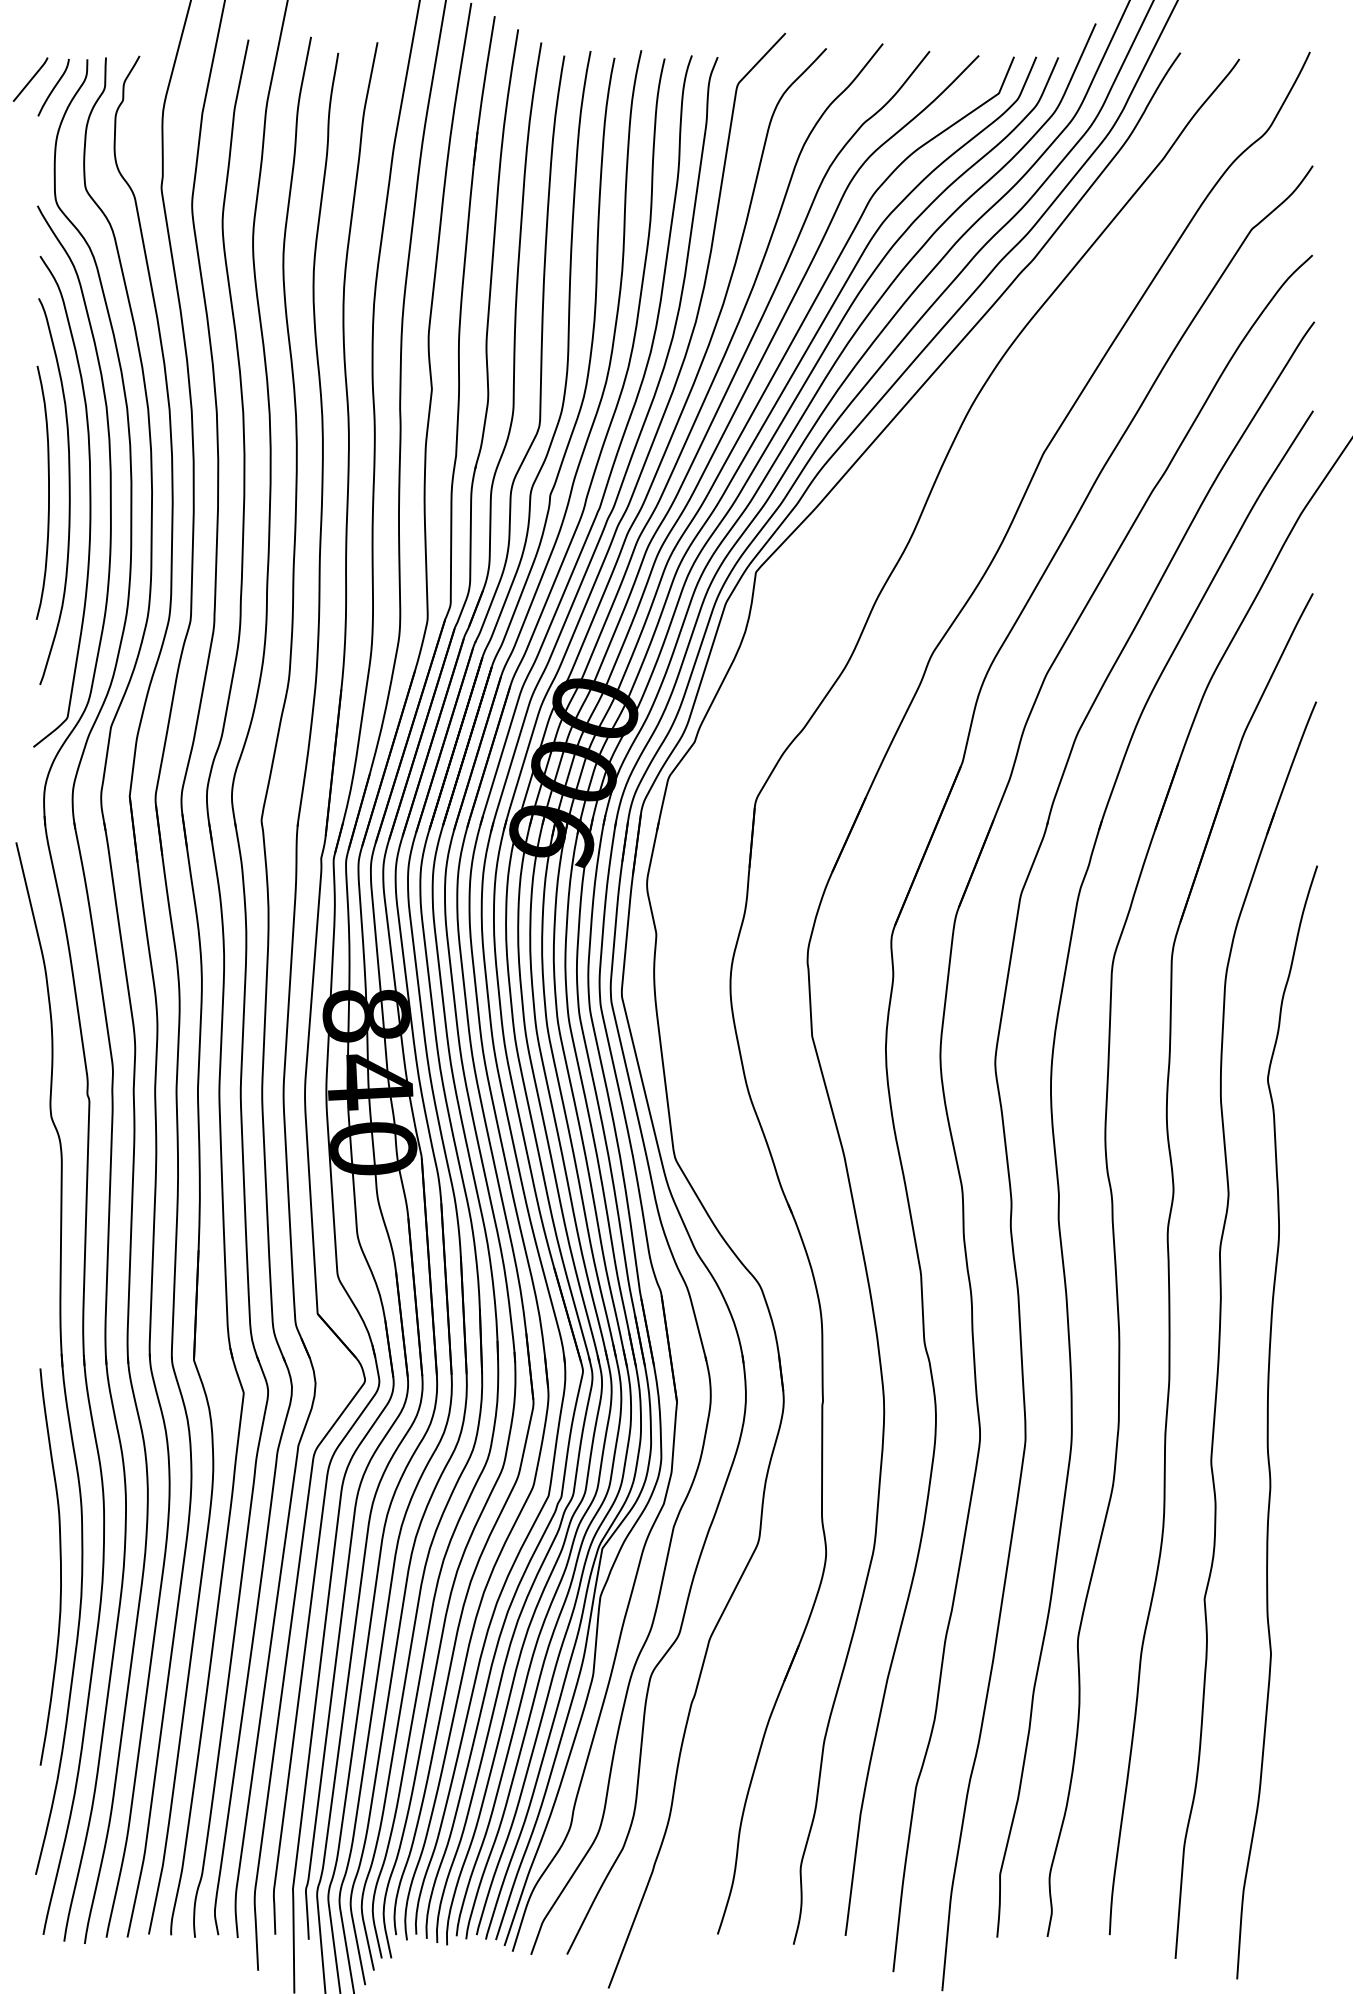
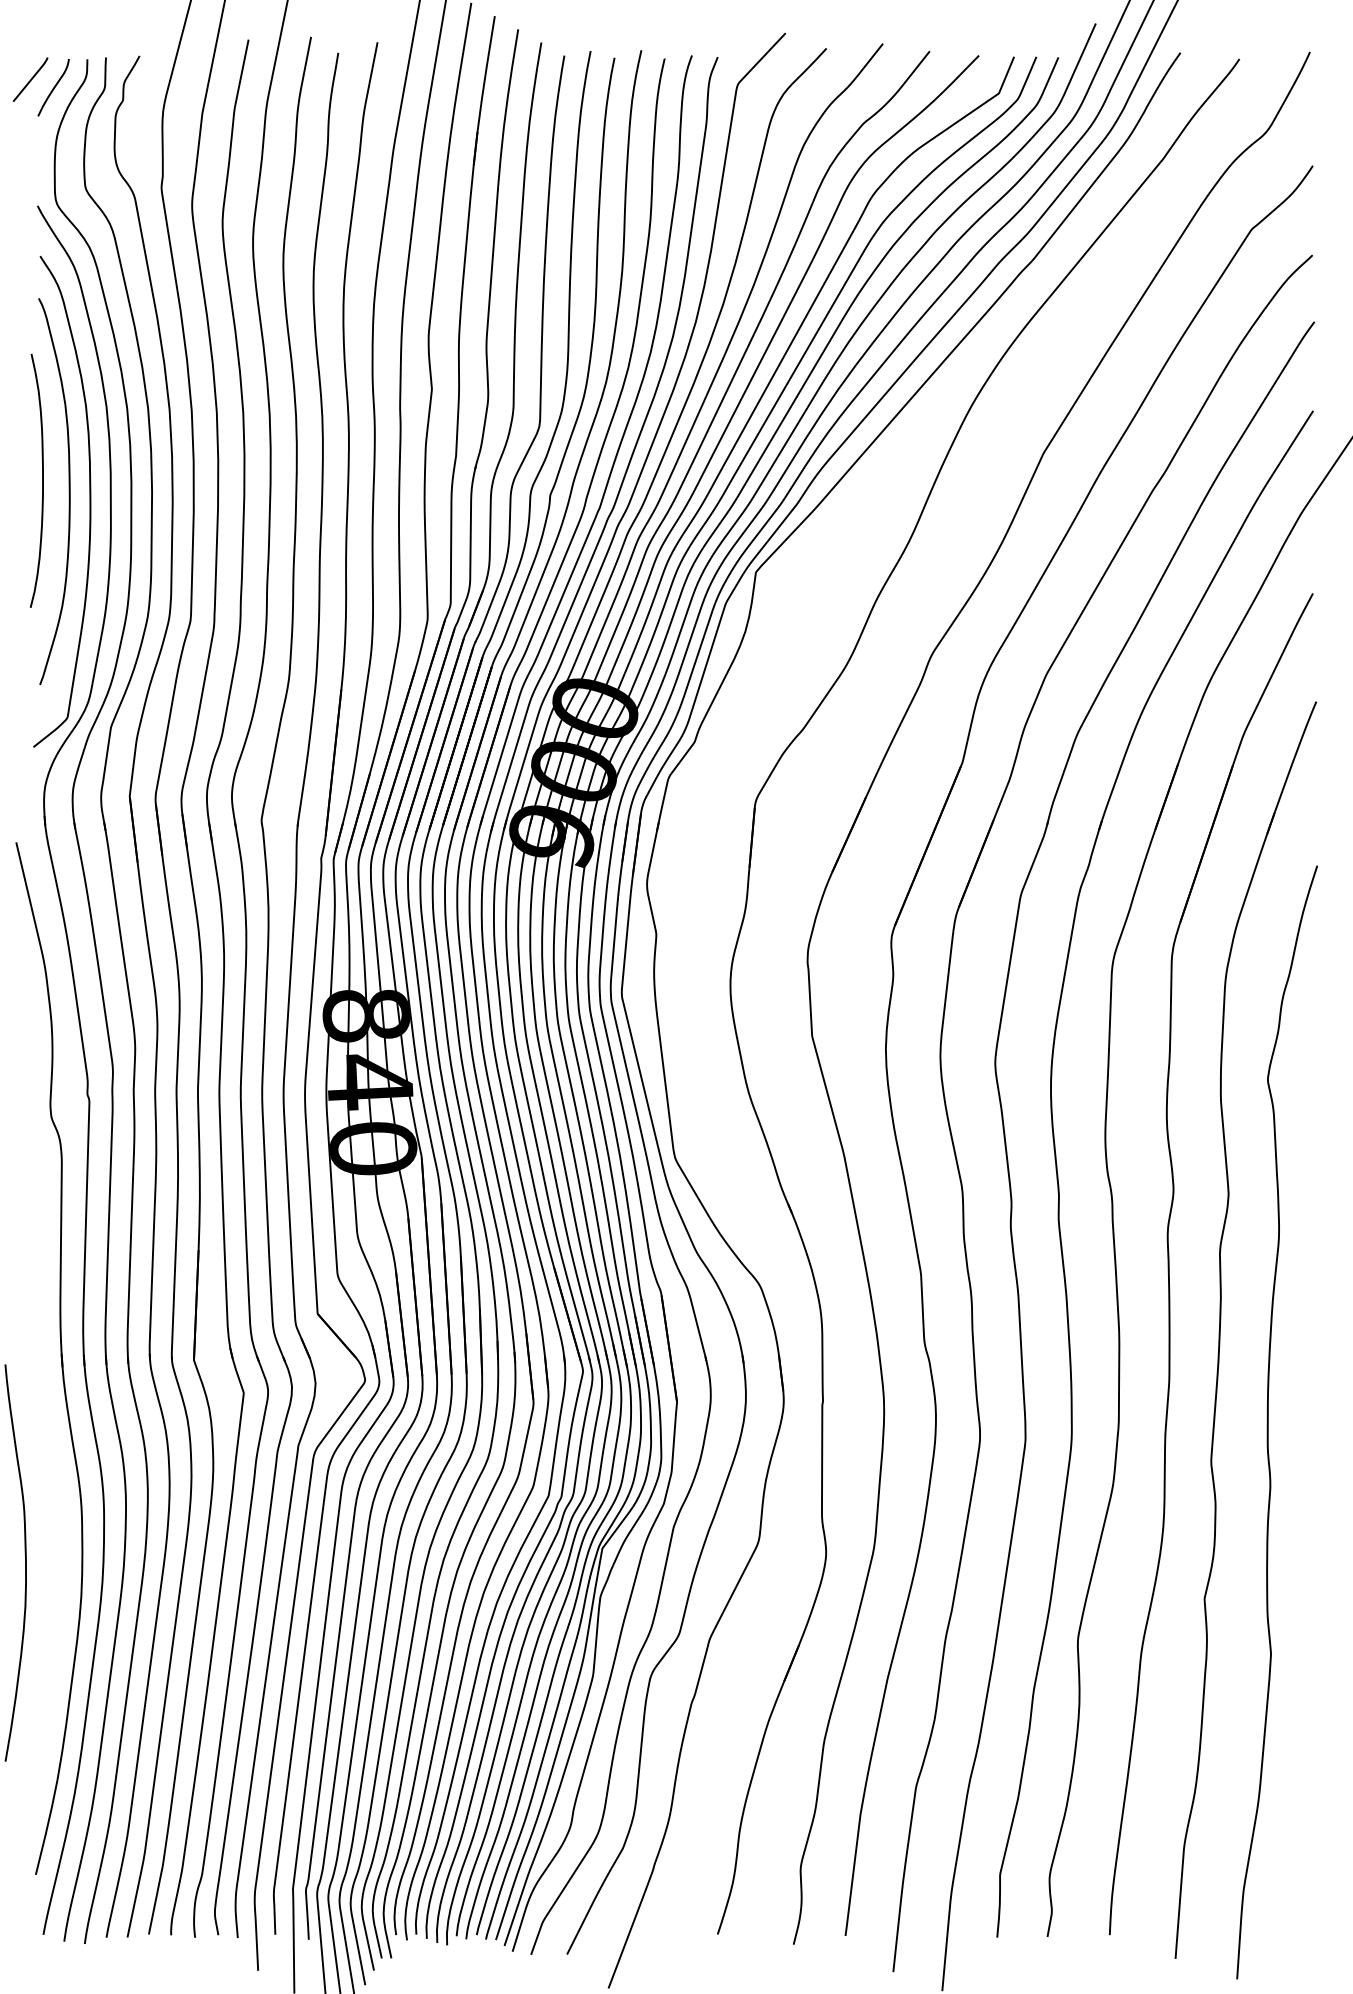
curve position: (48, 492) -> (42, 480) (42, 480)
curve position: (60, 1566) -> (25, 1562) (25, 1562)
